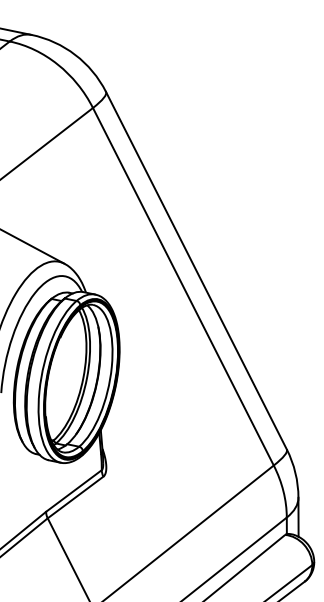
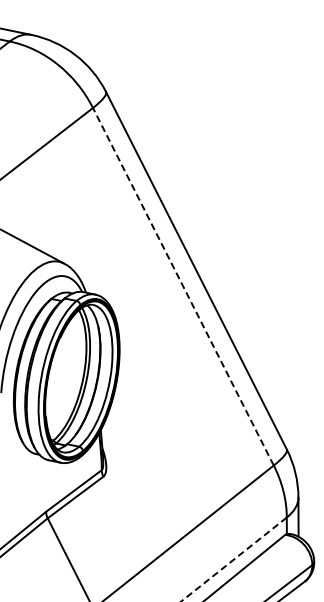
line: solid -> dashed (183, 286)
line: solid -> dashed (233, 559)
